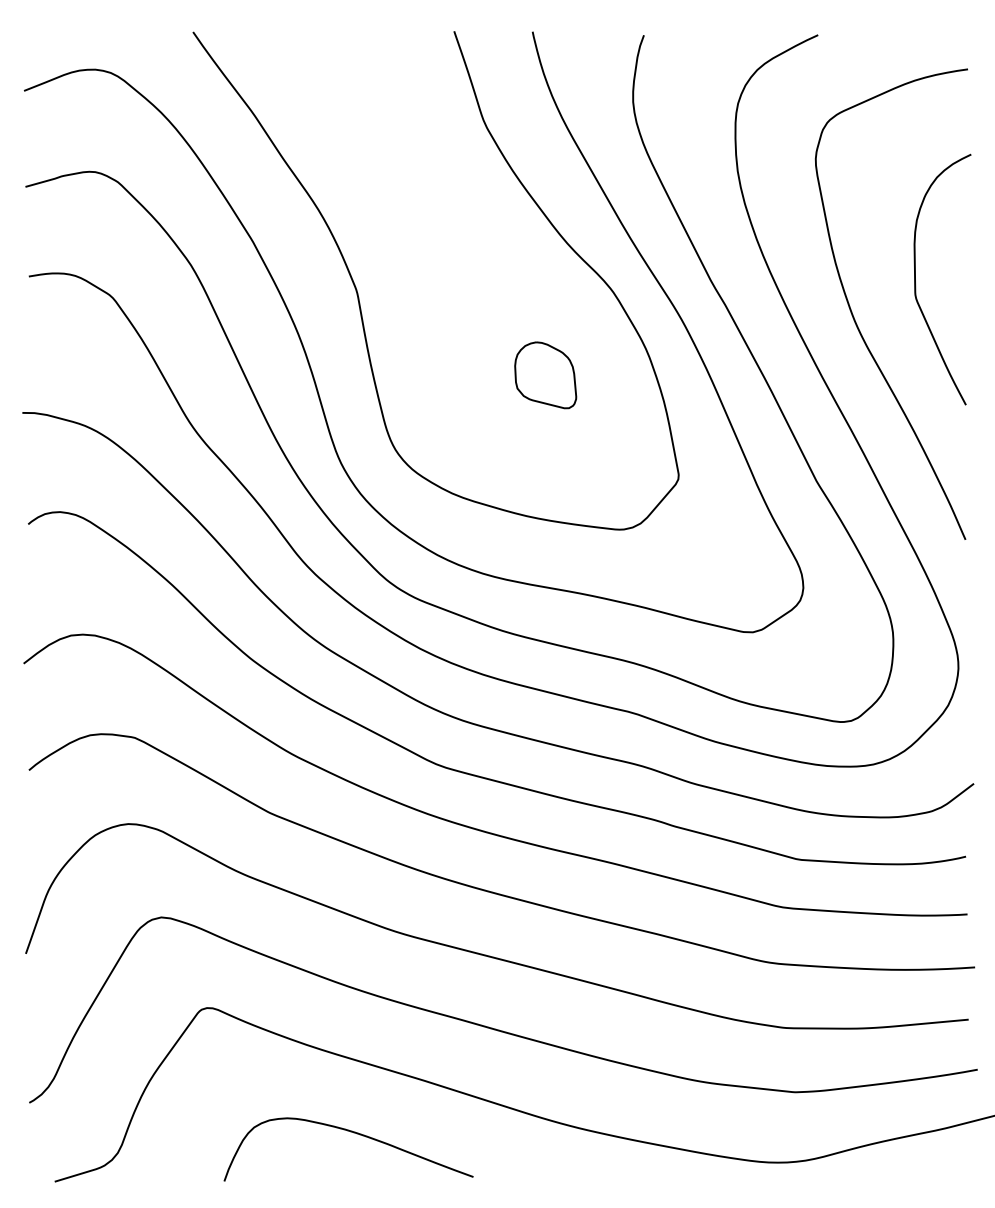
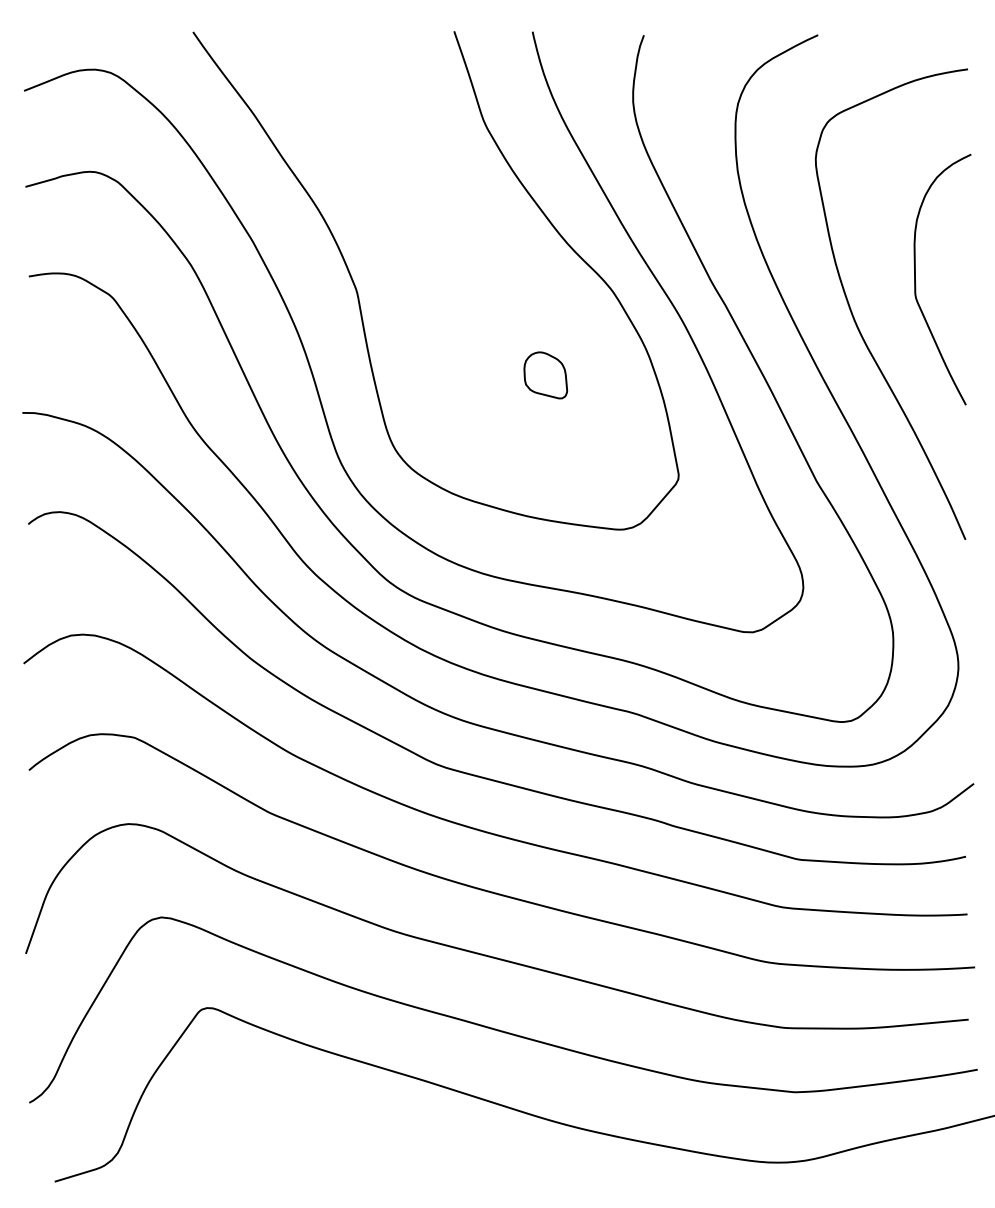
part size: 64x69 px -> 46x49 px (545, 375)
curve: present -> none (353, 1133)
